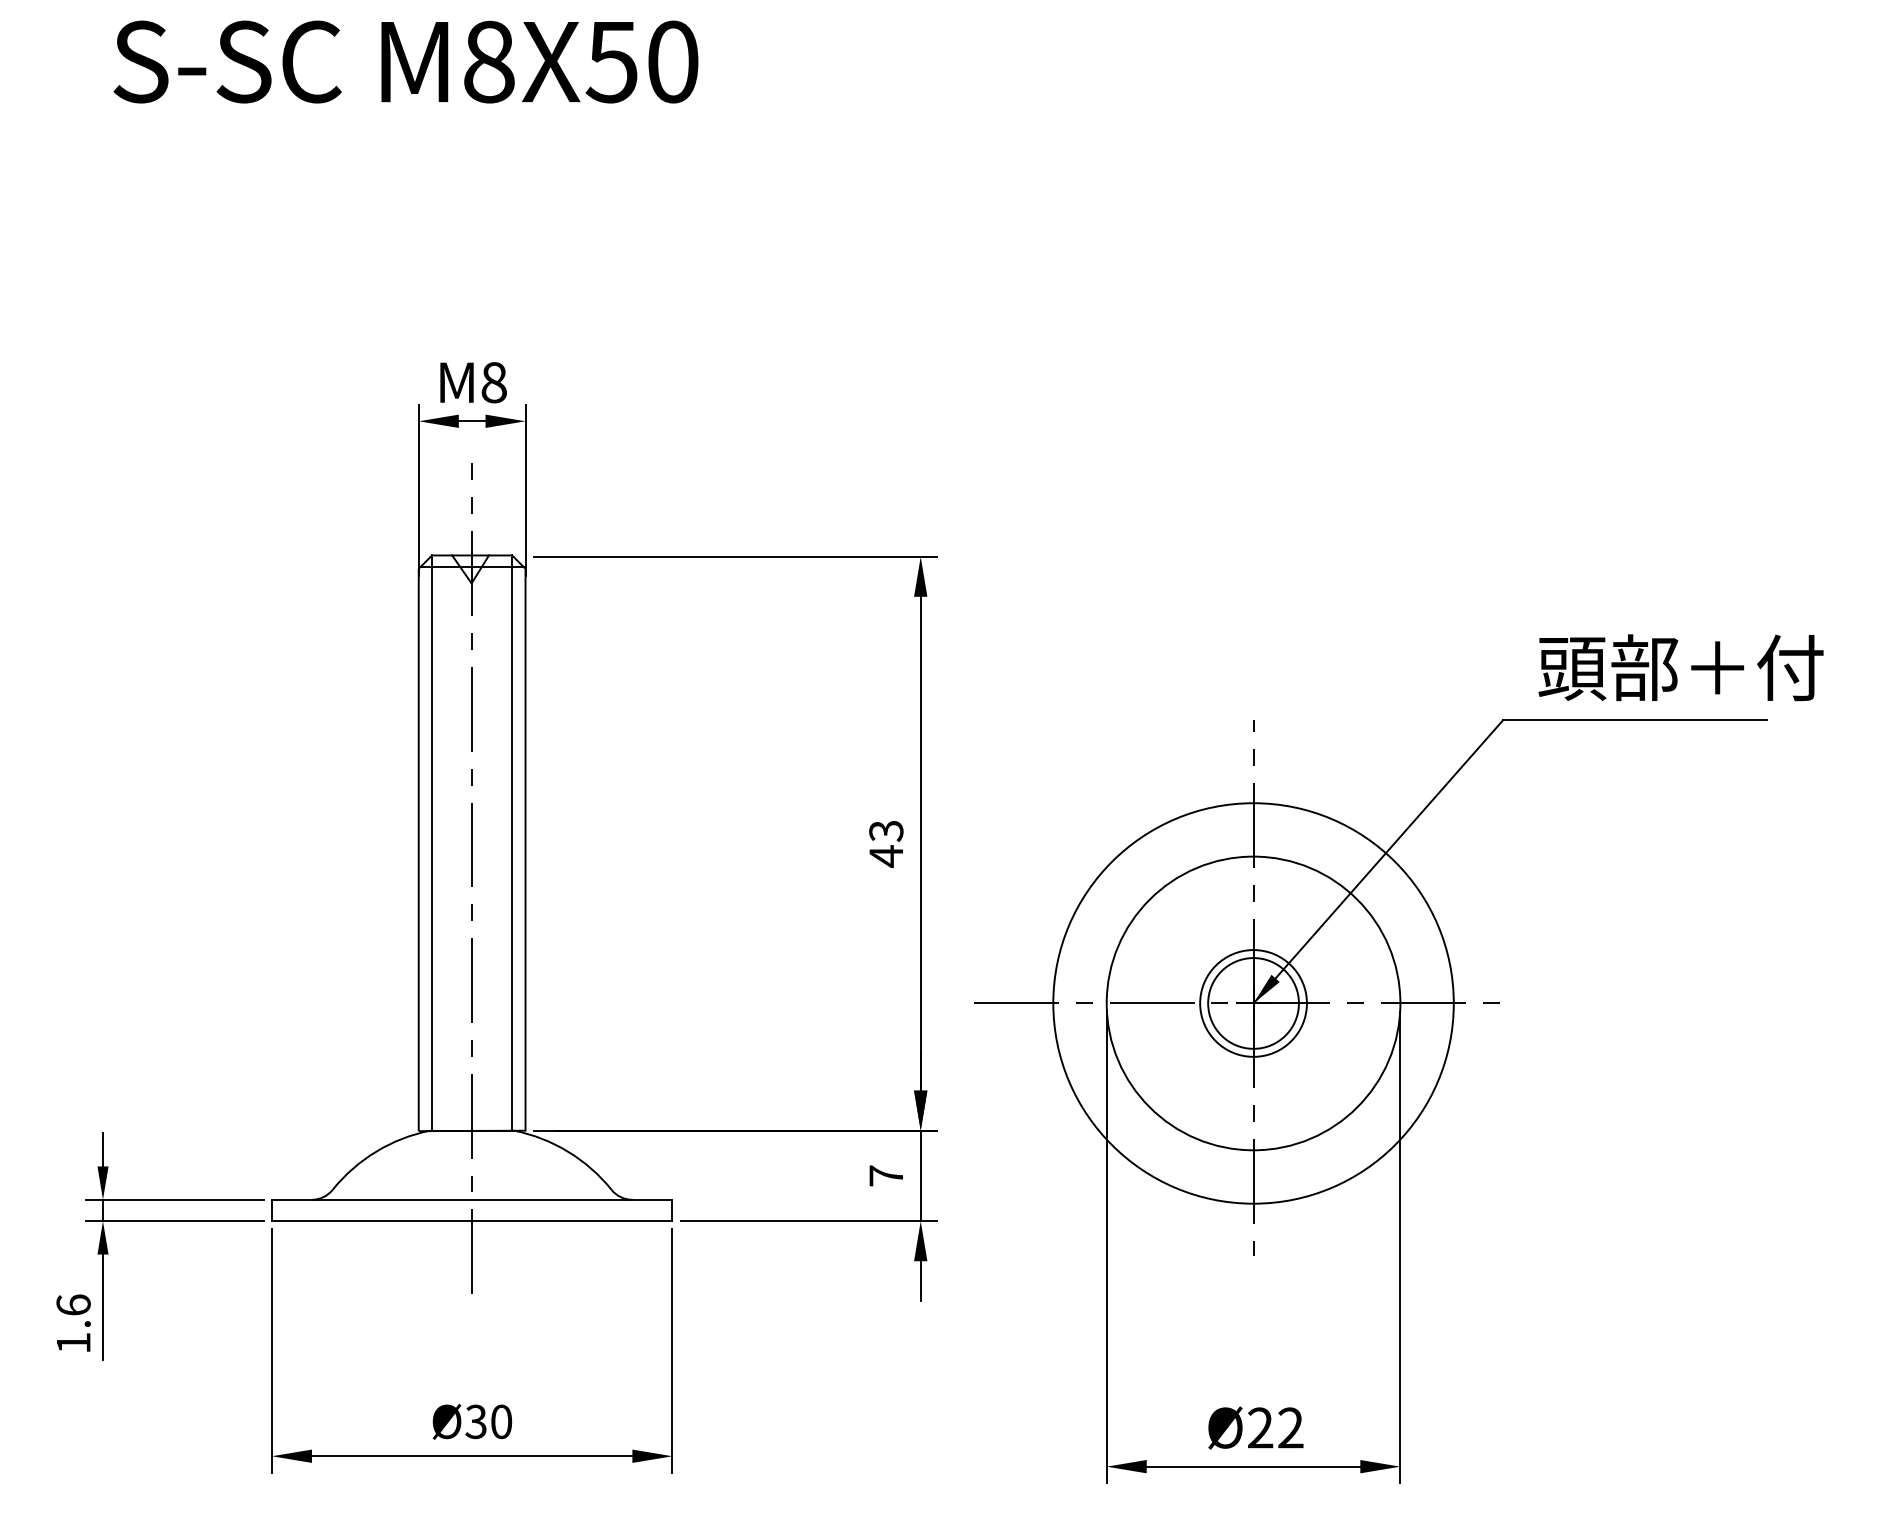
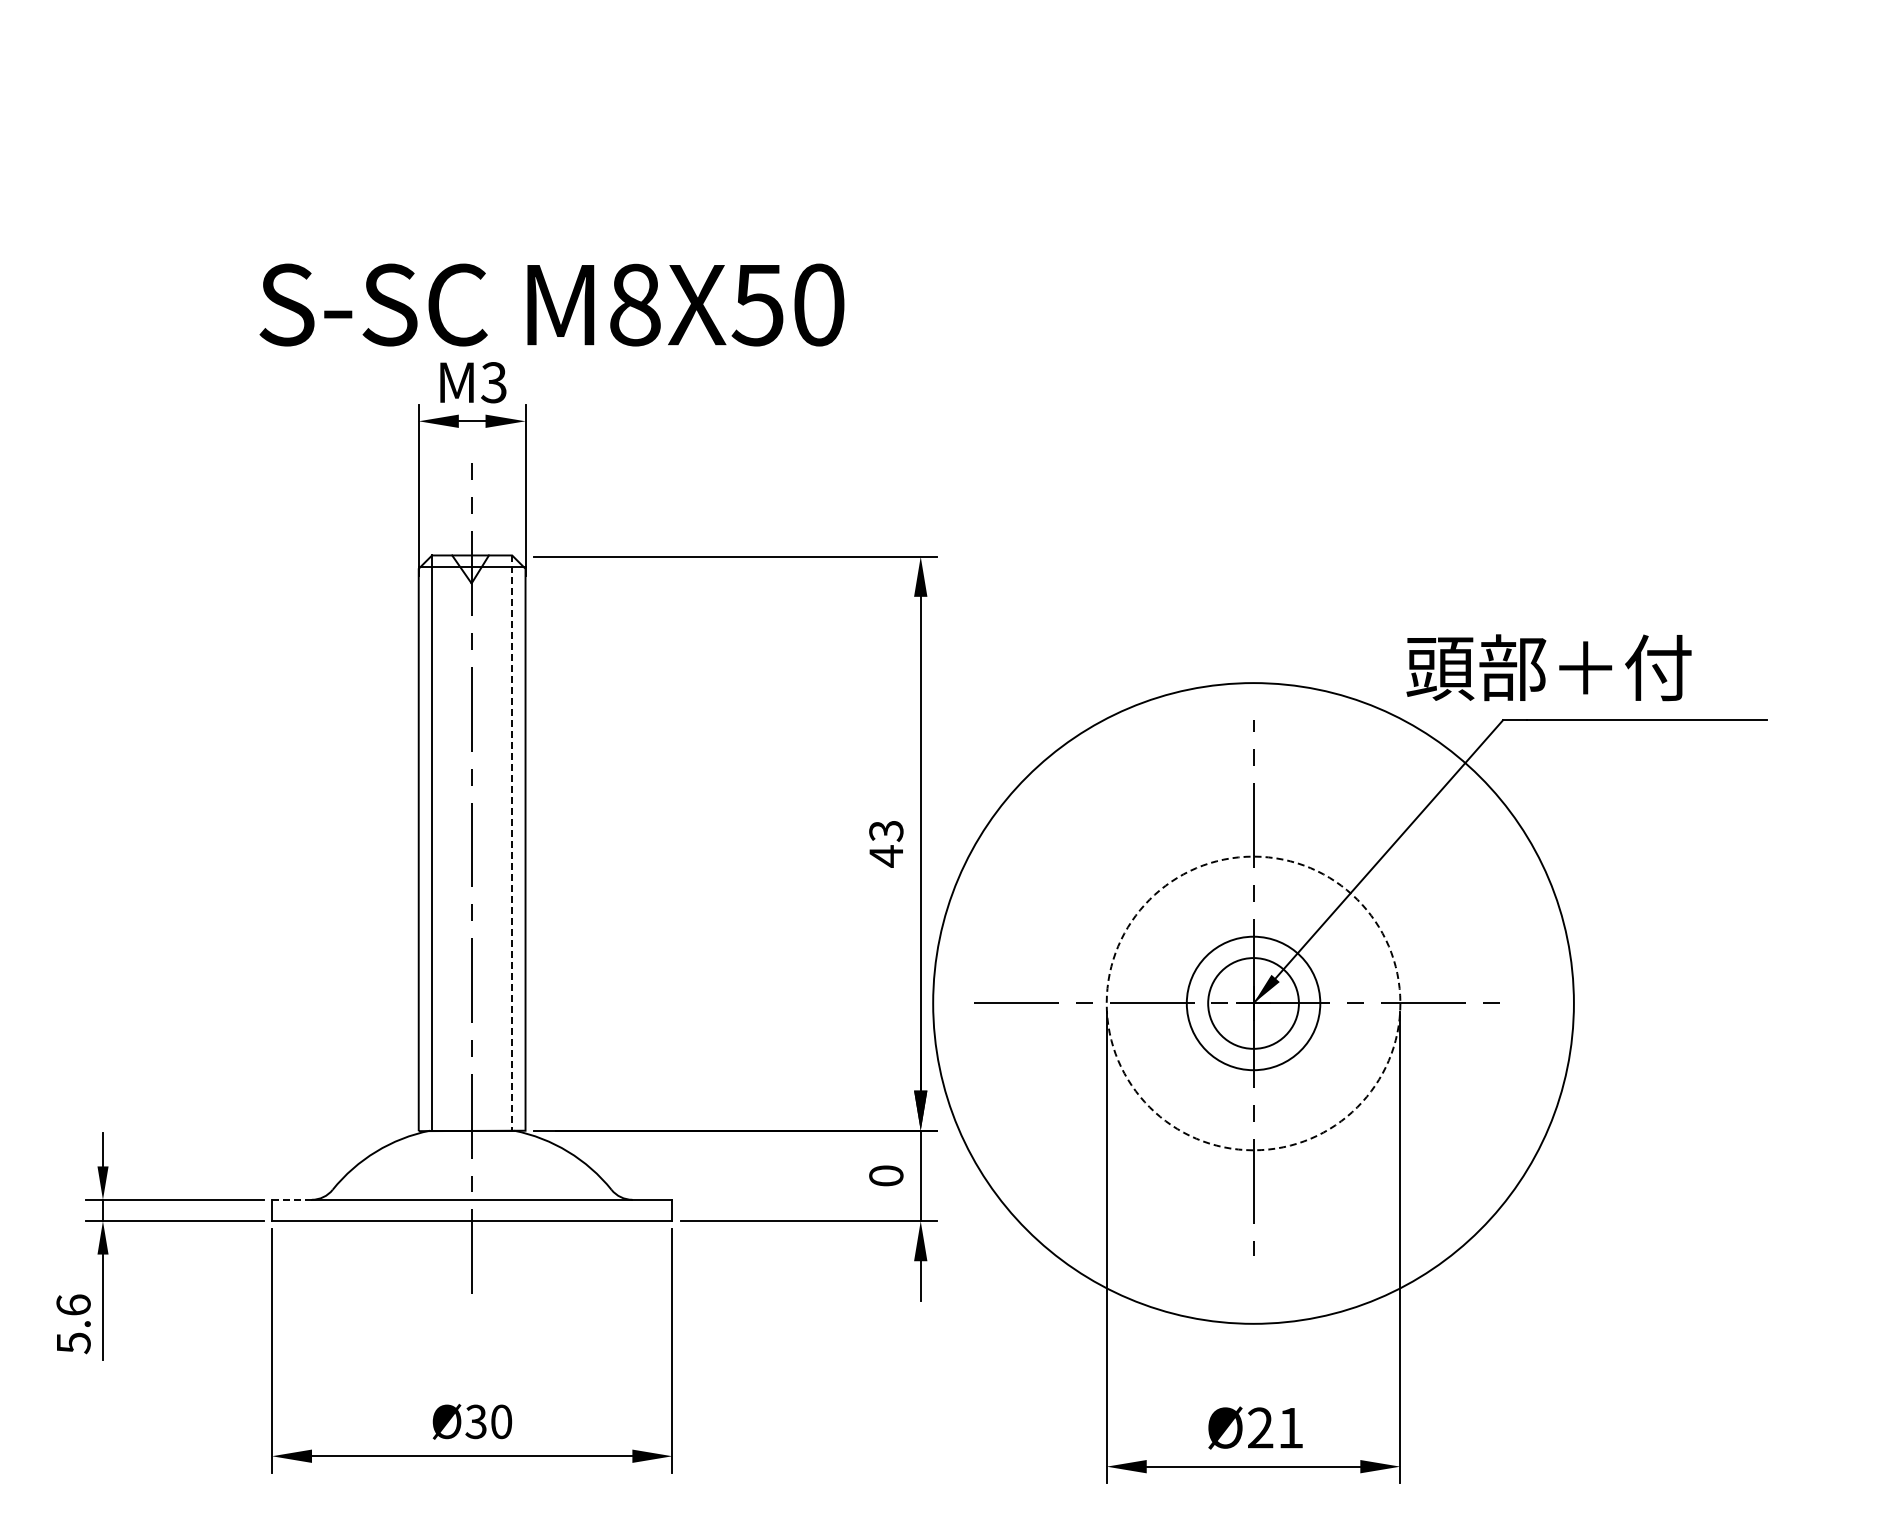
text position: (405, 61) -> (551, 304) (551, 304)
text: 8 -> 3 (493, 382)
text position: (1680, 667) -> (1548, 667) (1548, 667)
line: solid -> dashed (512, 843)
circle diameter: 107 px -> 133 px (1253, 1003)
circle diameter: 400 px -> 641 px (1253, 1003)
circle: solid -> dashed (1253, 1003)
text: 7 -> 0 (886, 1175)
line: solid -> dashed (291, 1199)
text: 1.6 -> 5.6 (73, 1343)
text: Ø22 -> Ø21 (1290, 1427)
